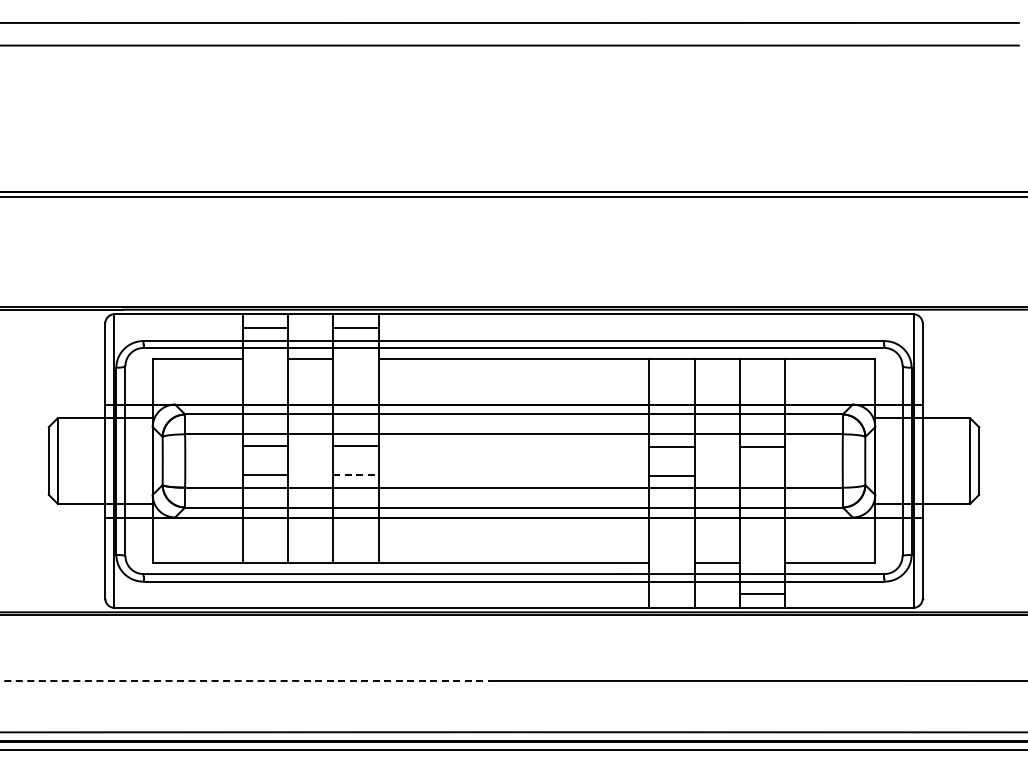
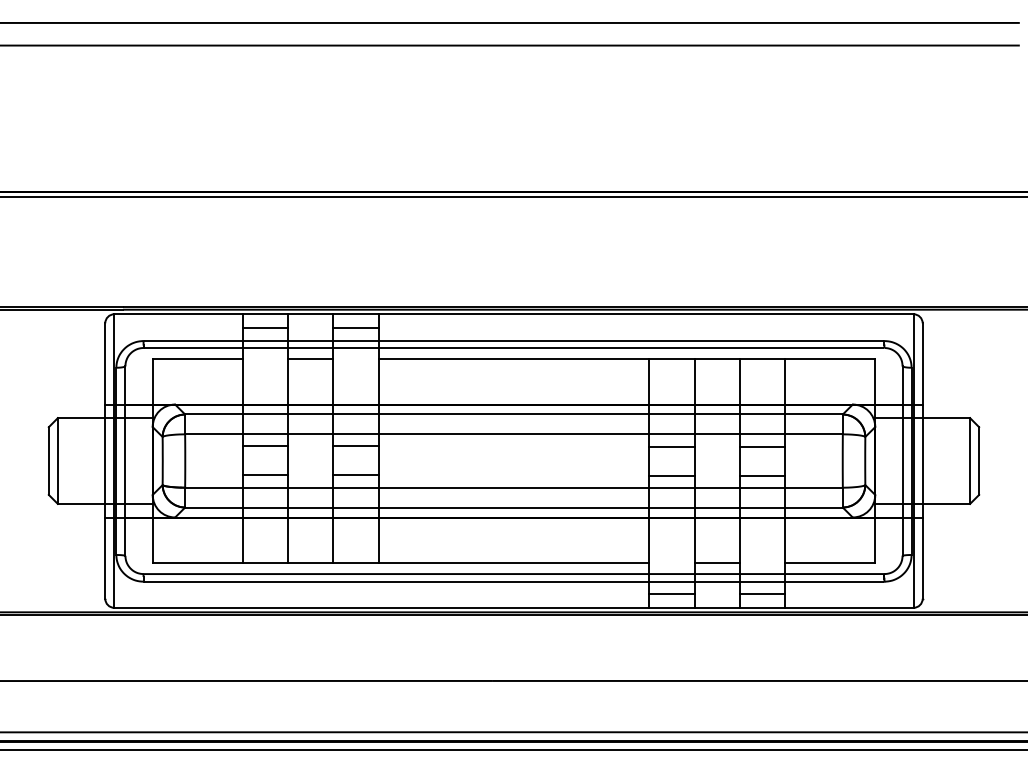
line: dashed -> solid (355, 475)
line: none -> present (761, 475)
line: none -> present (671, 594)
line: dashed -> solid (247, 680)
